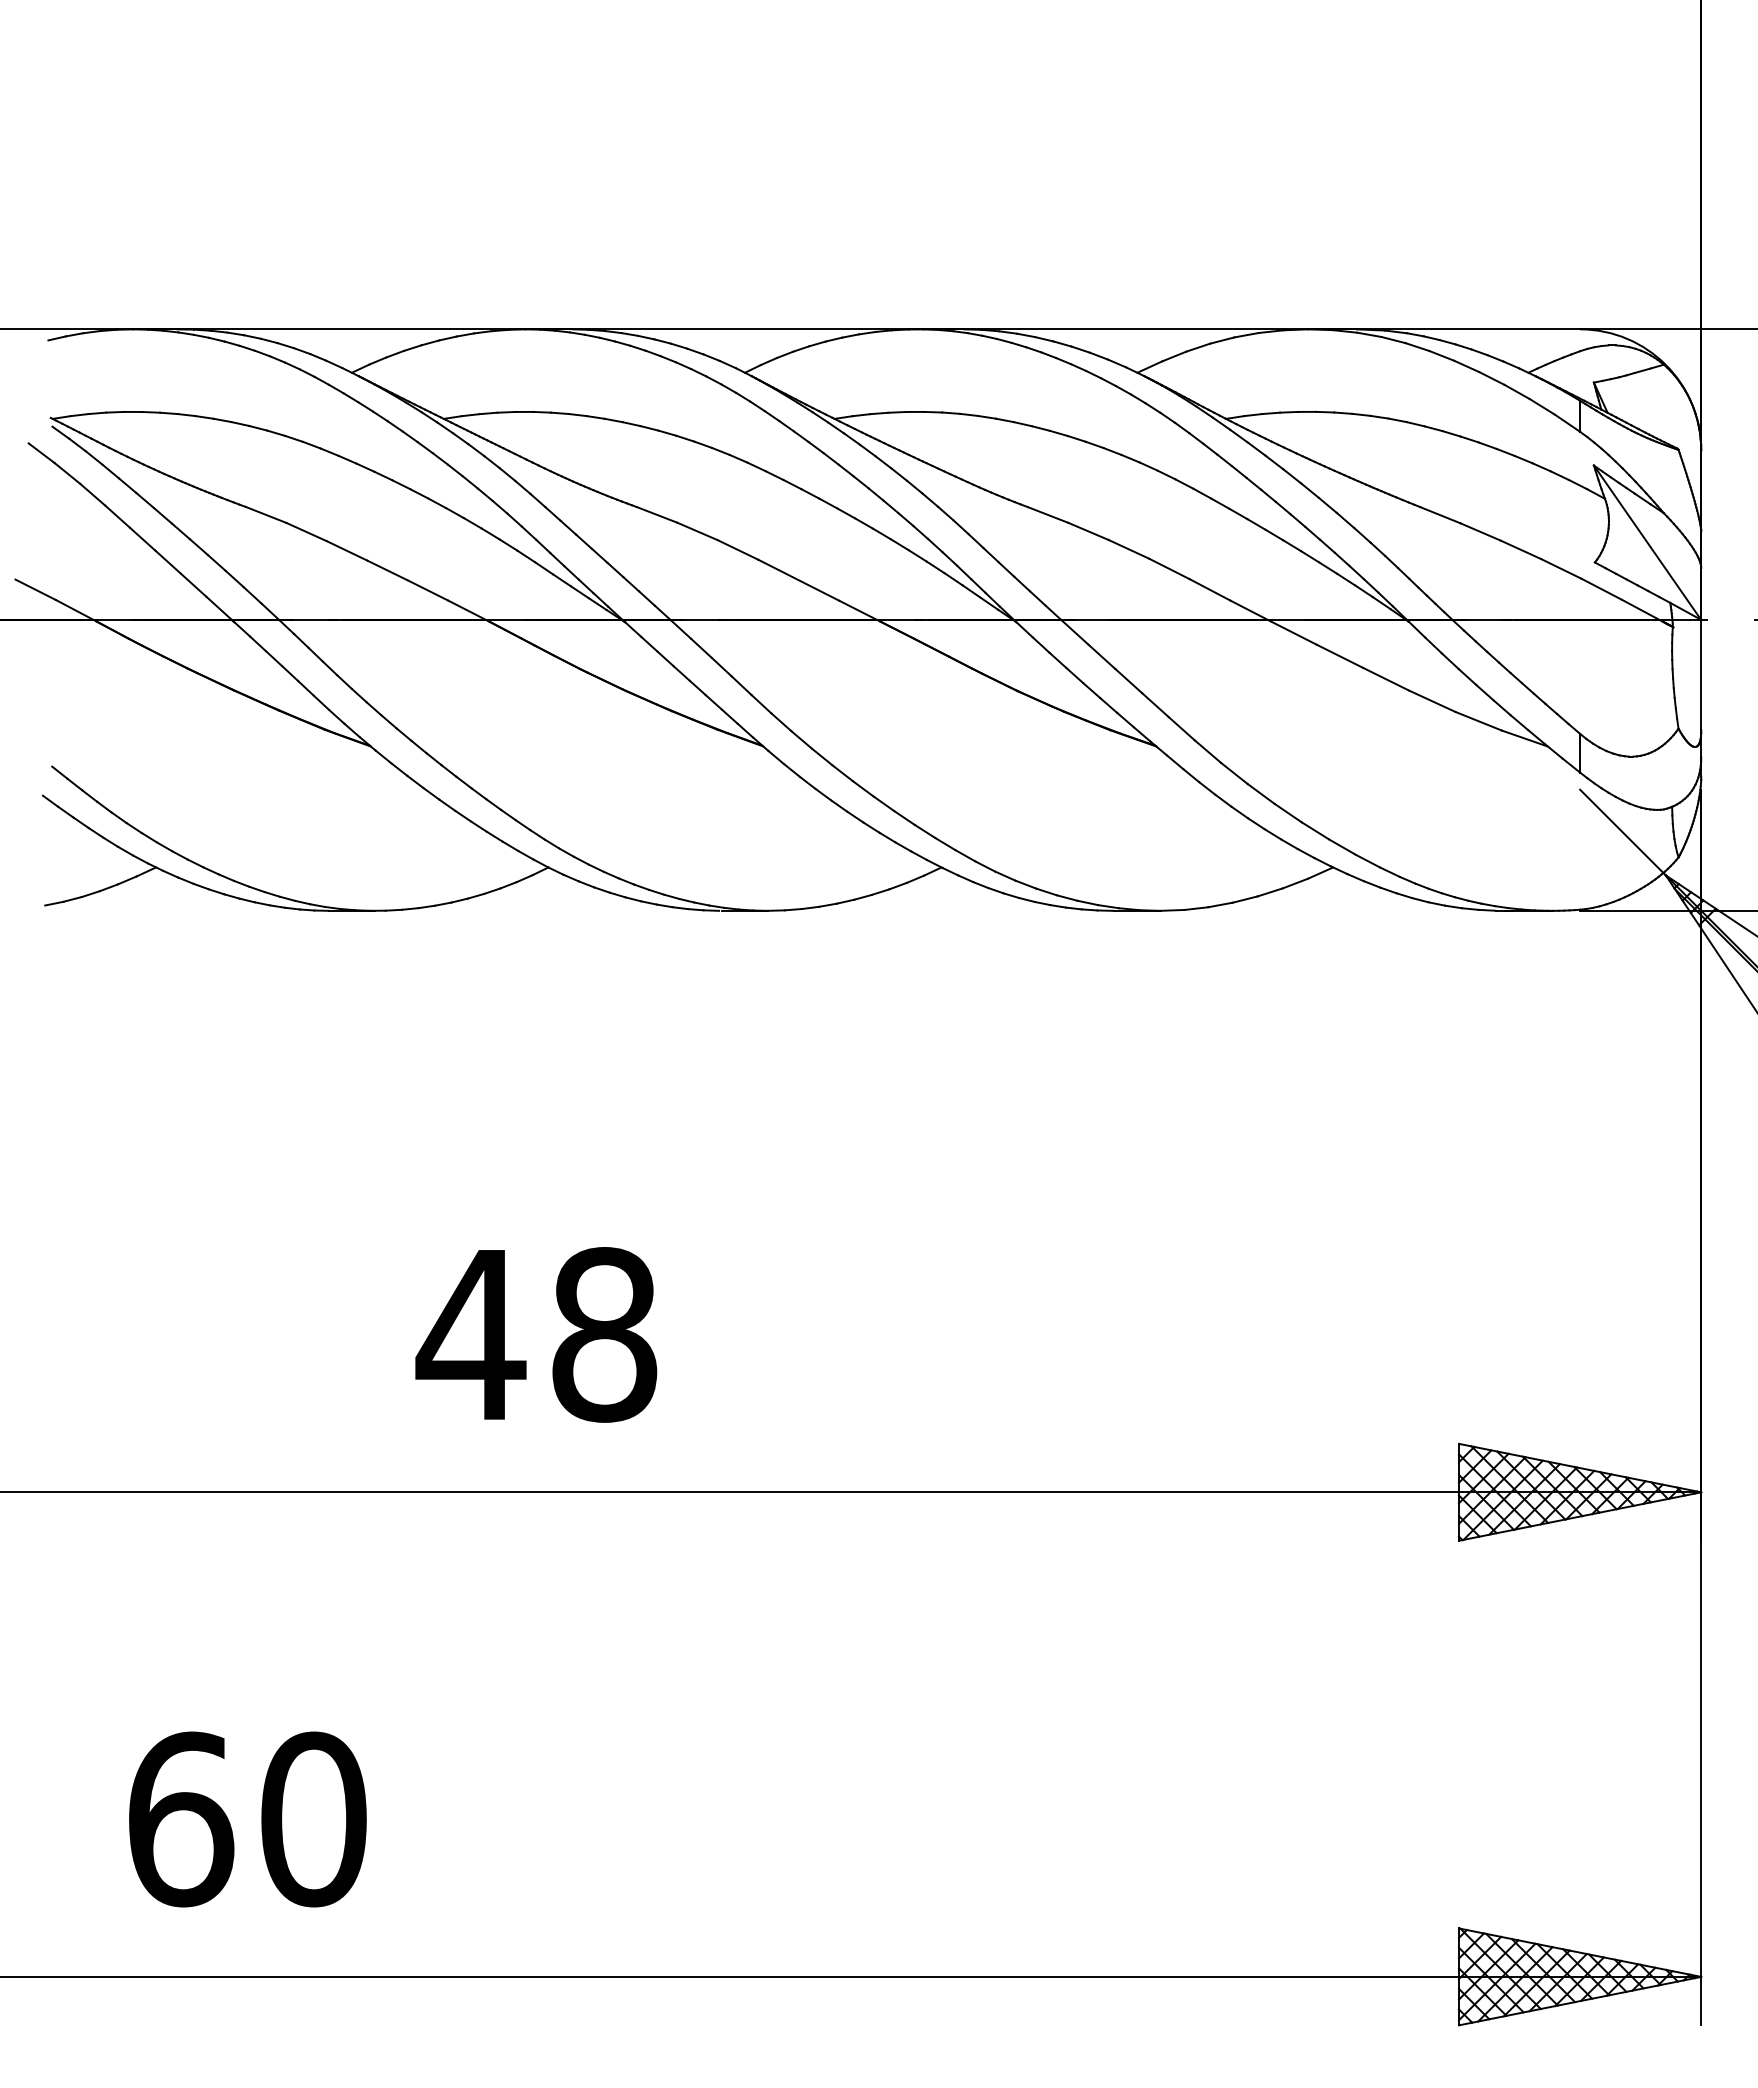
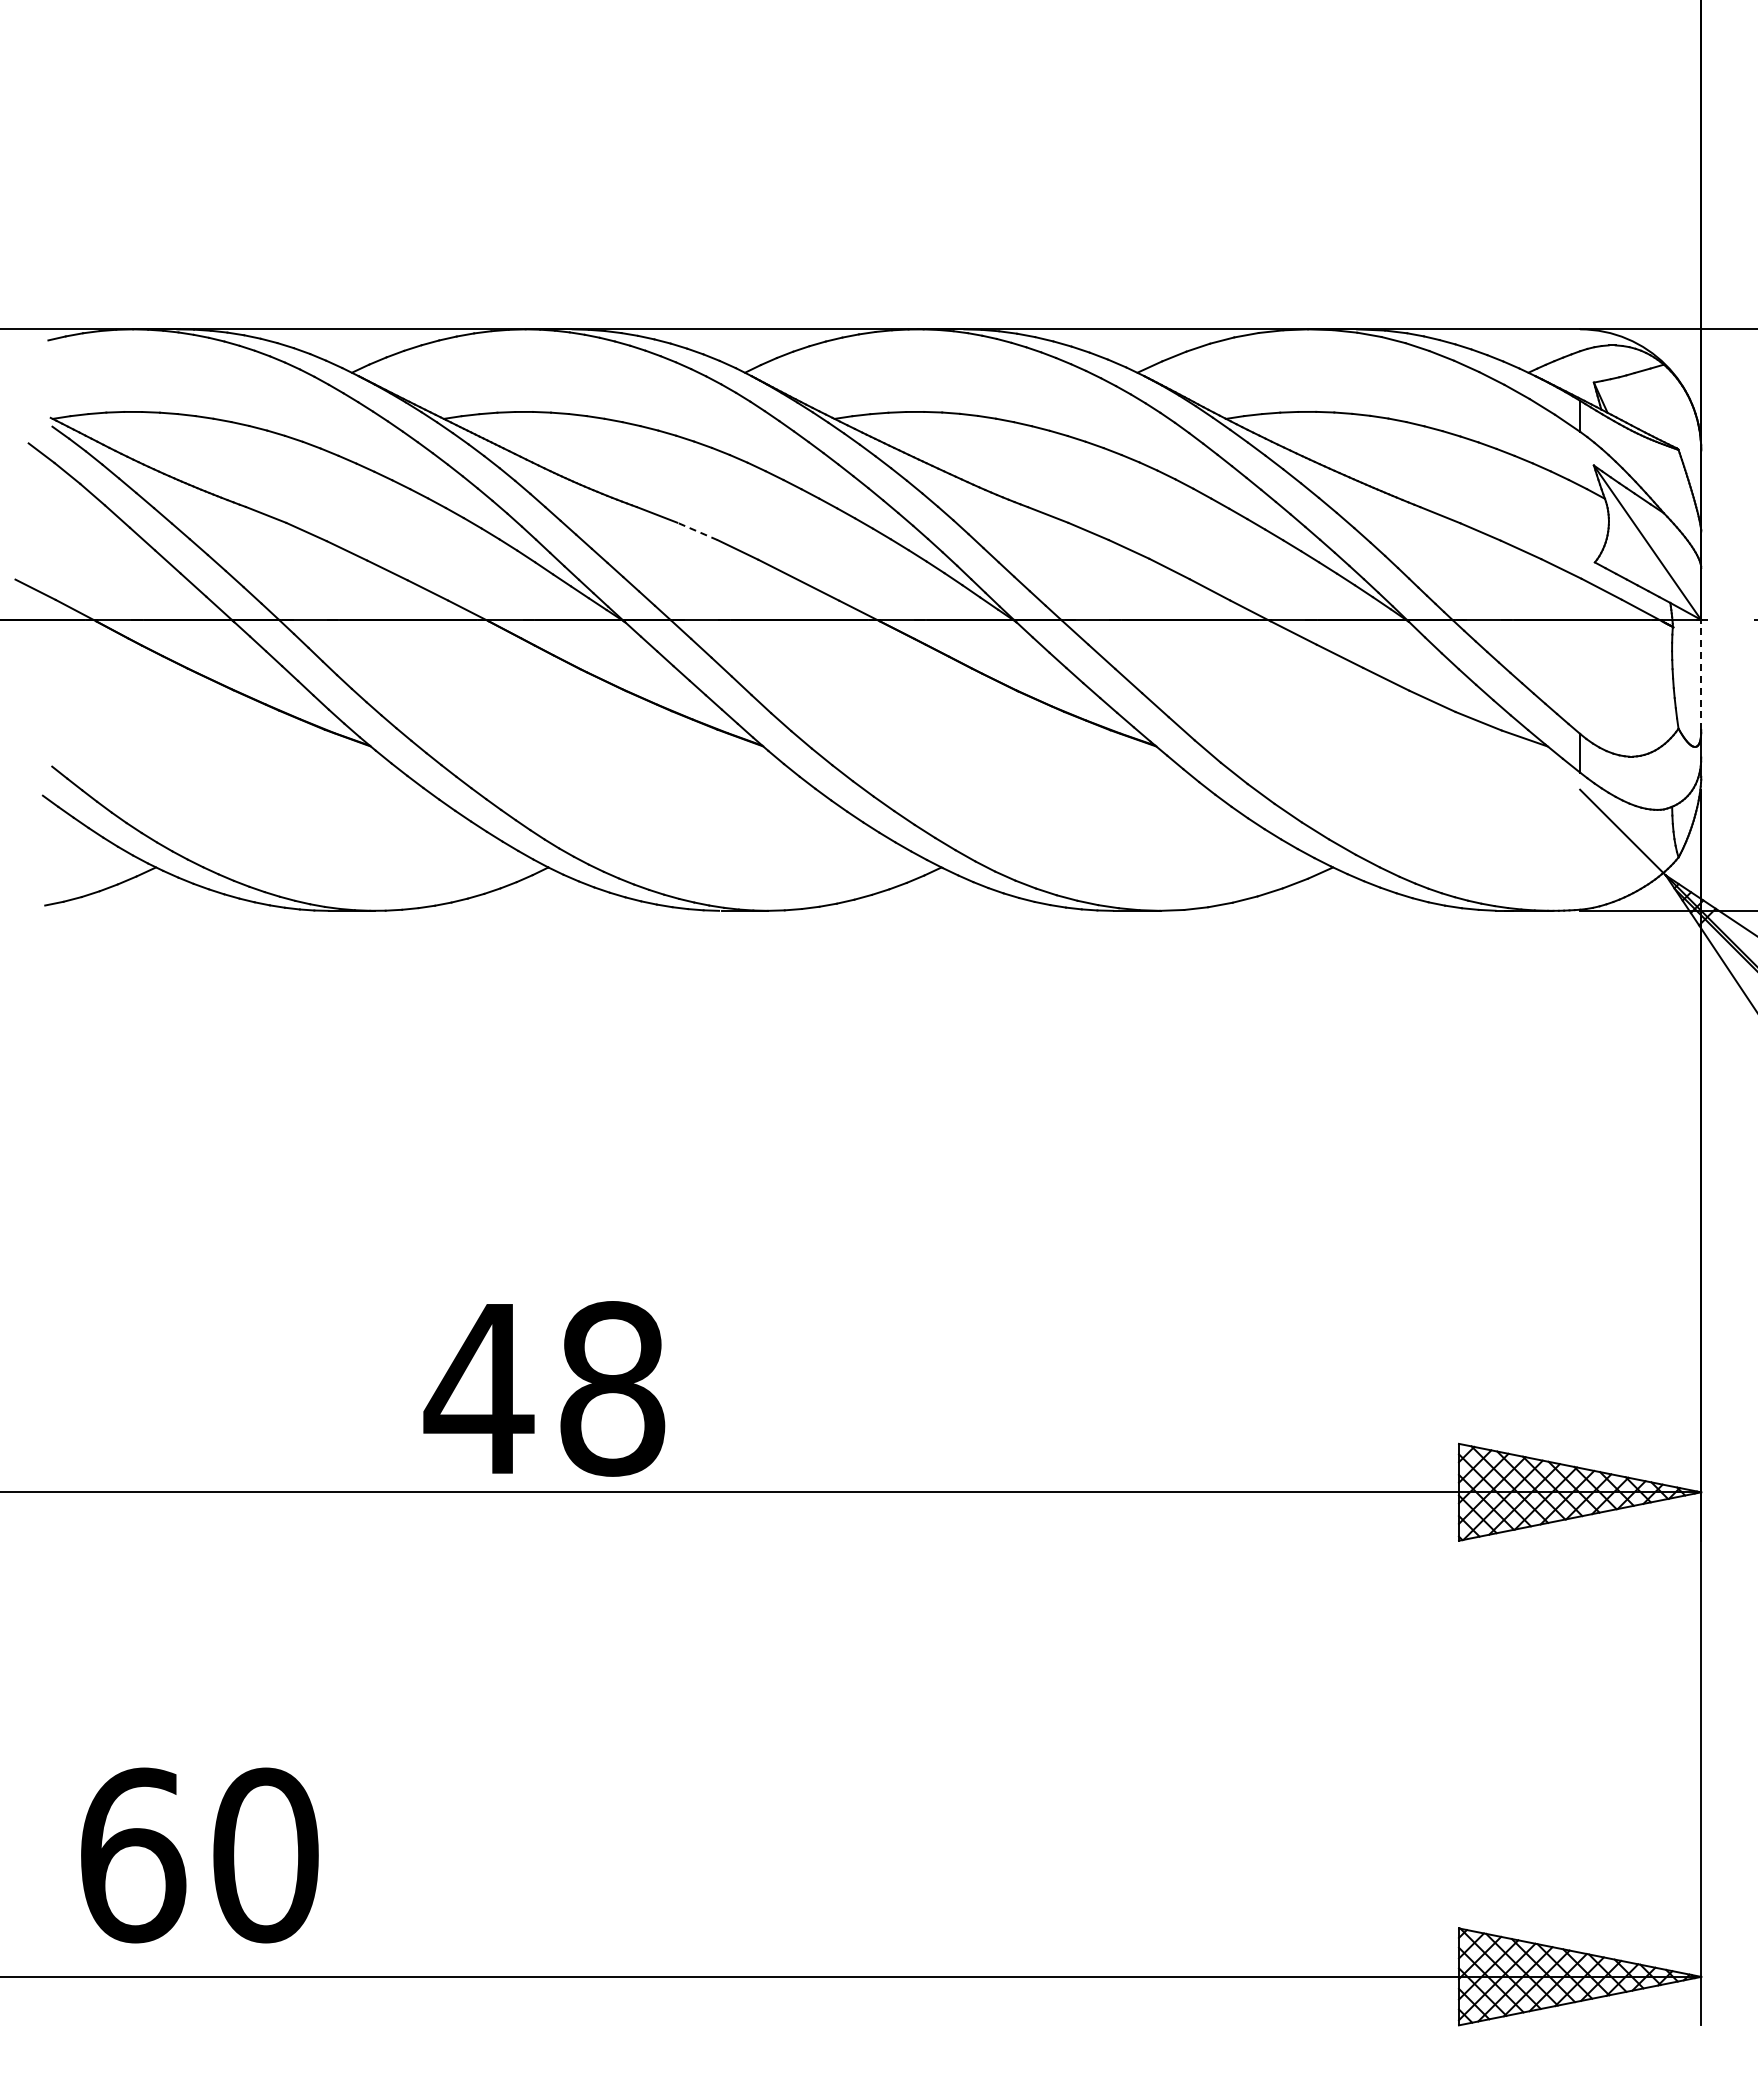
line: solid -> dashed (697, 531)
line: solid -> dashed (1701, 674)
text position: (536, 1334) -> (544, 1388) (544, 1388)
text position: (247, 1819) -> (199, 1855) (199, 1855)
